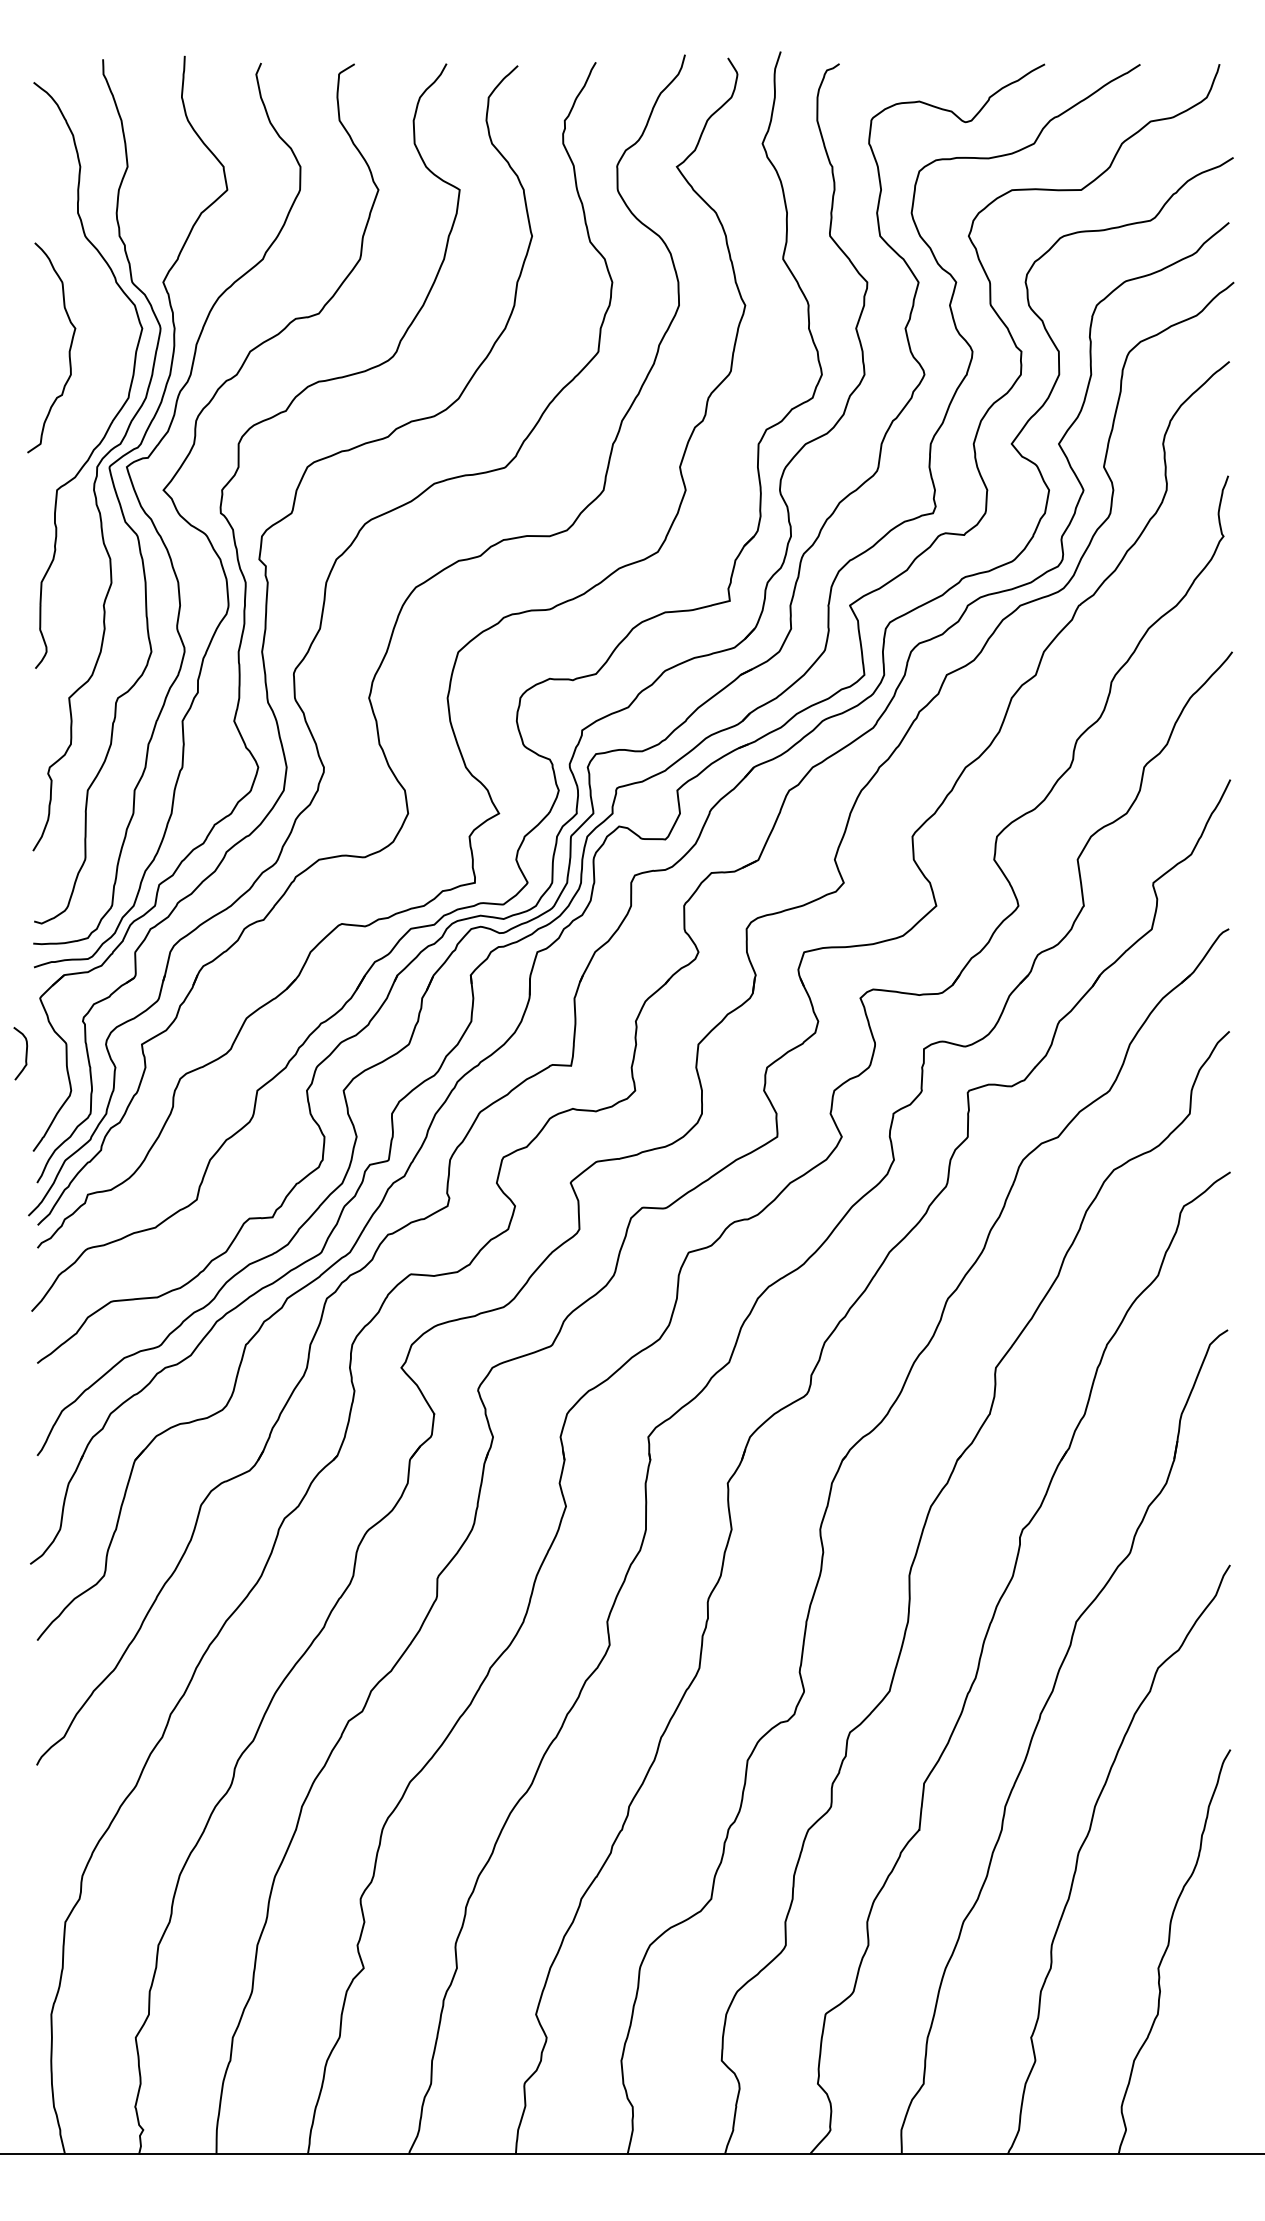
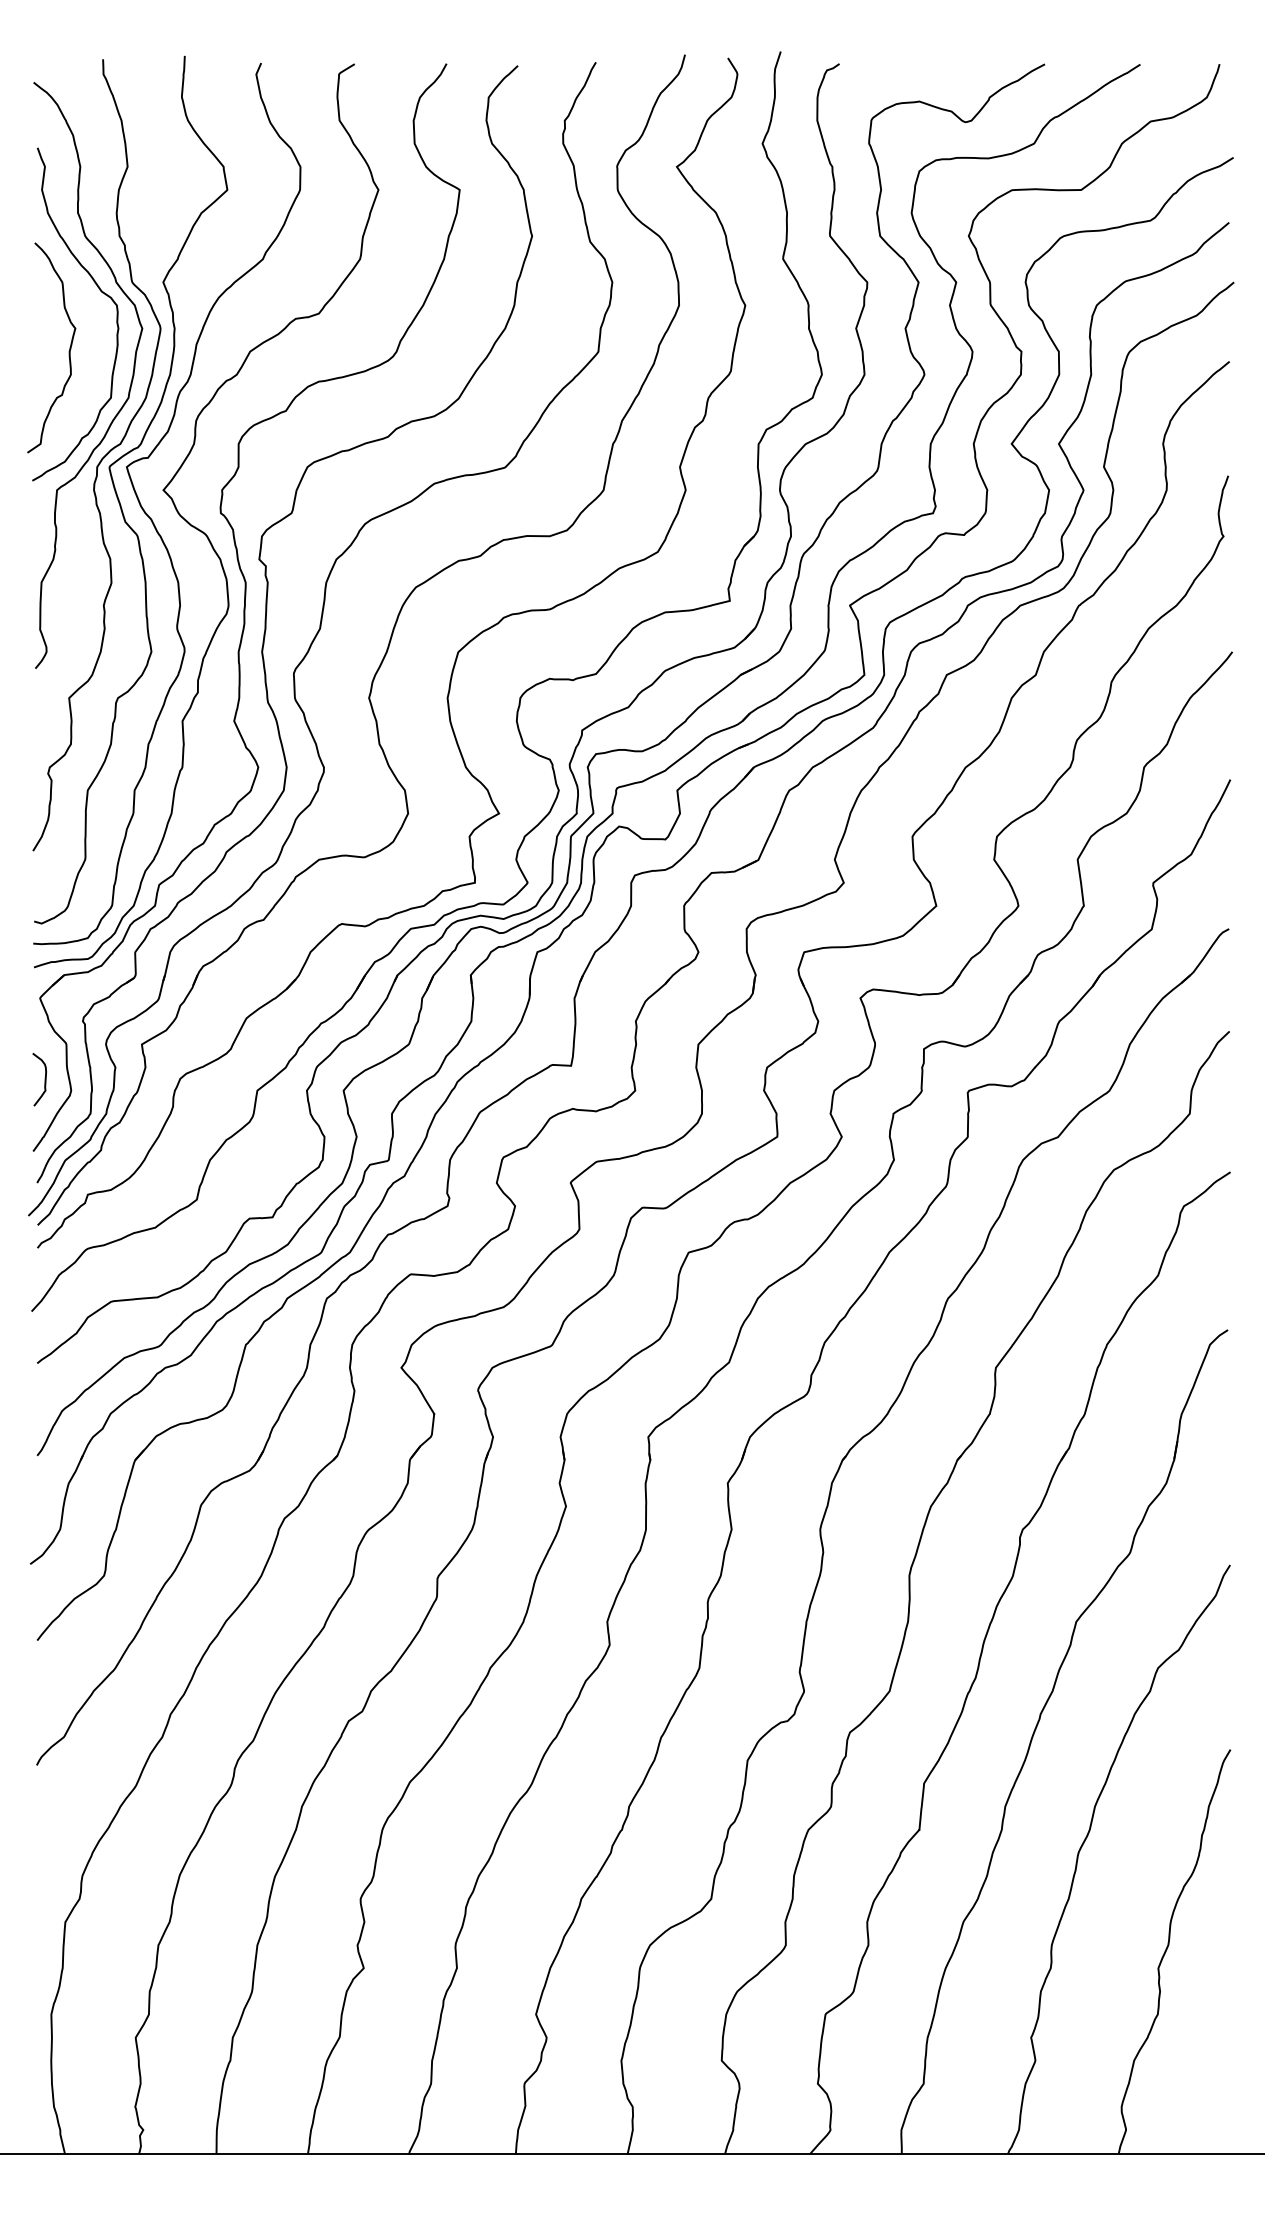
curve: none -> present (99, 290)
curve position: (25, 1053) -> (44, 1079) (44, 1079)
